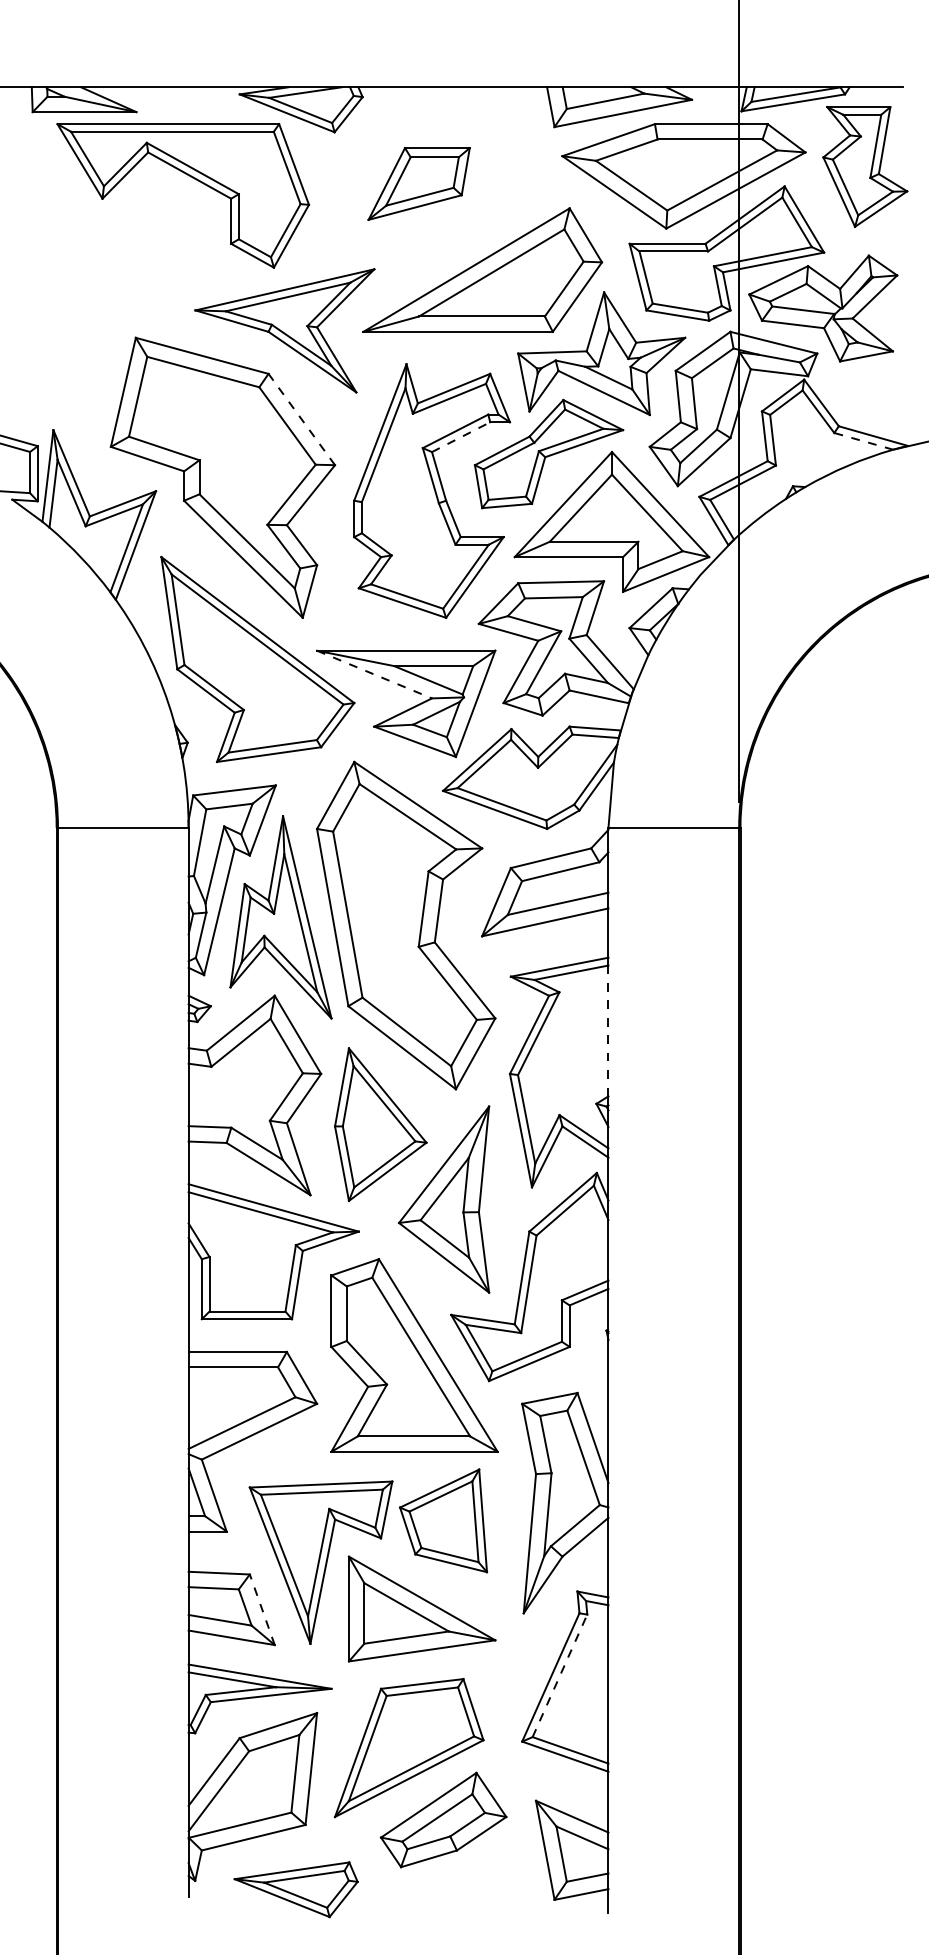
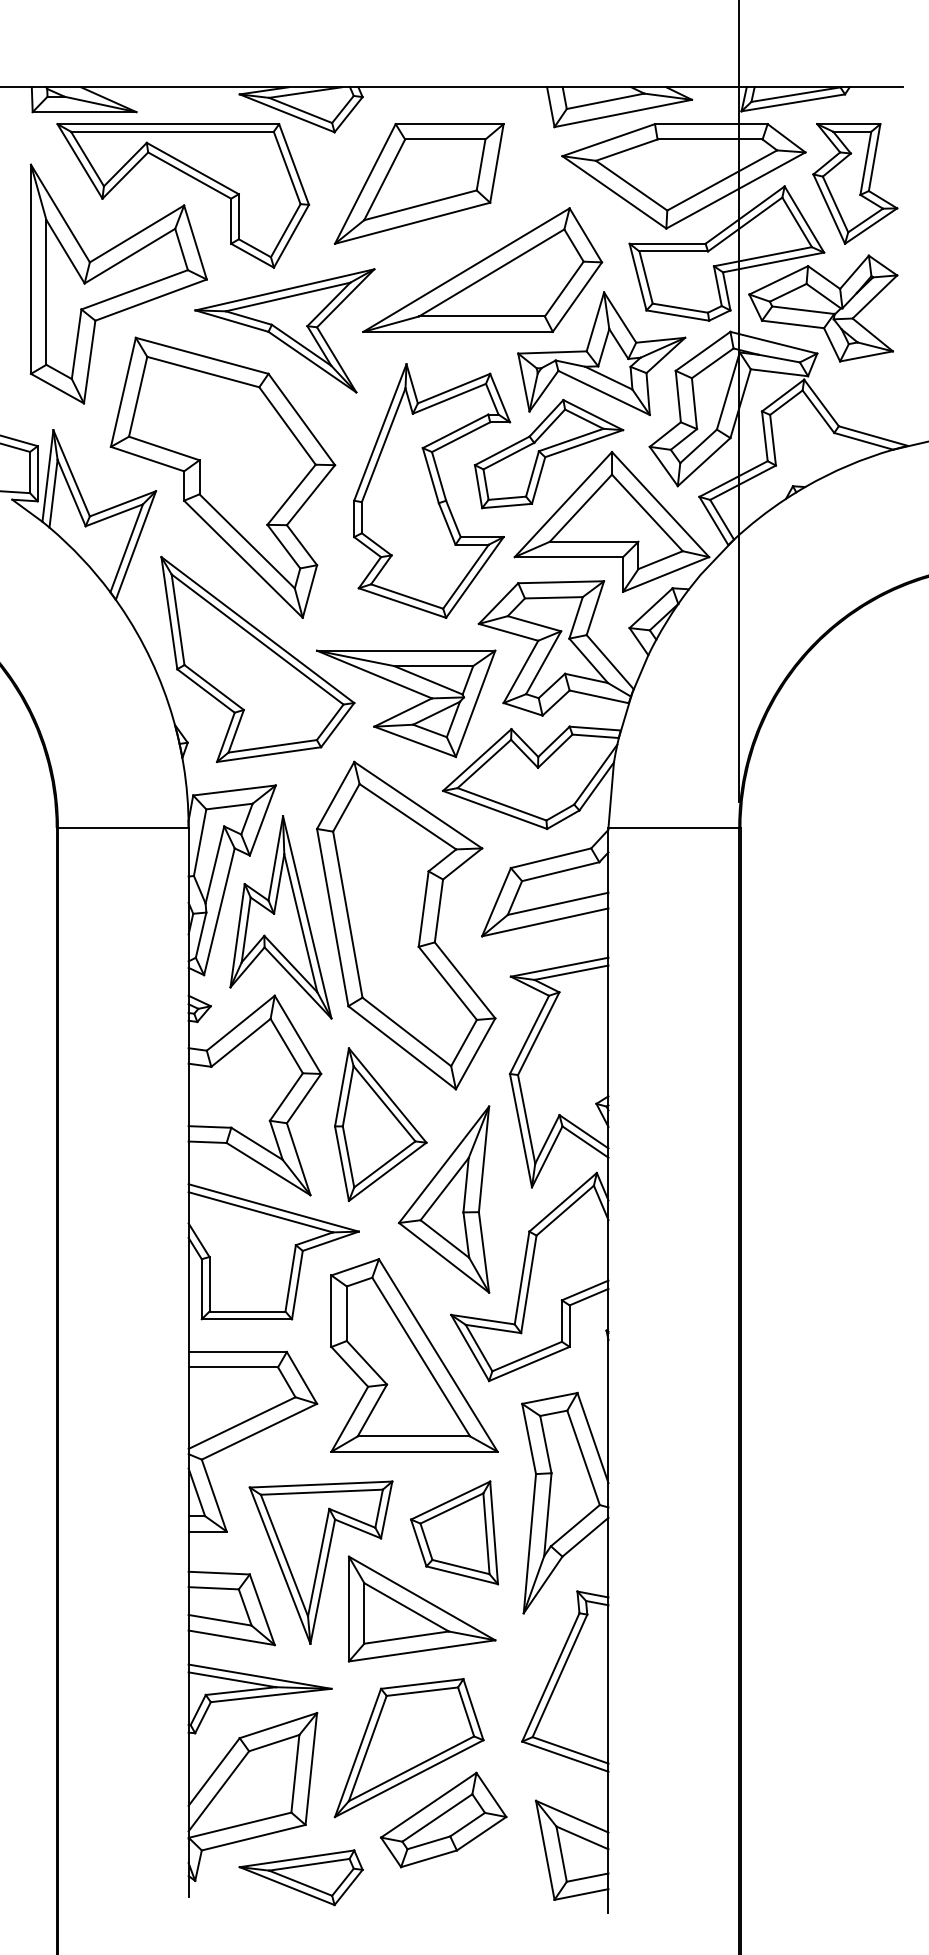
part position: (865, 166) -> (855, 183) (855, 183)
part size: 104x74 px -> 172x122 px (418, 183)
part: none -> present (118, 283)
line: dashed -> solid (301, 419)
line: dashed -> solid (461, 437)
line: dashed -> solid (863, 441)
line: dashed -> solid (375, 674)
line: dashed -> solid (608, 1030)
part position: (443, 1520) -> (454, 1532) (454, 1532)
line: dashed -> solid (262, 1609)
line: dashed -> solid (560, 1675)
part position: (295, 1889) -> (300, 1877) (300, 1877)
